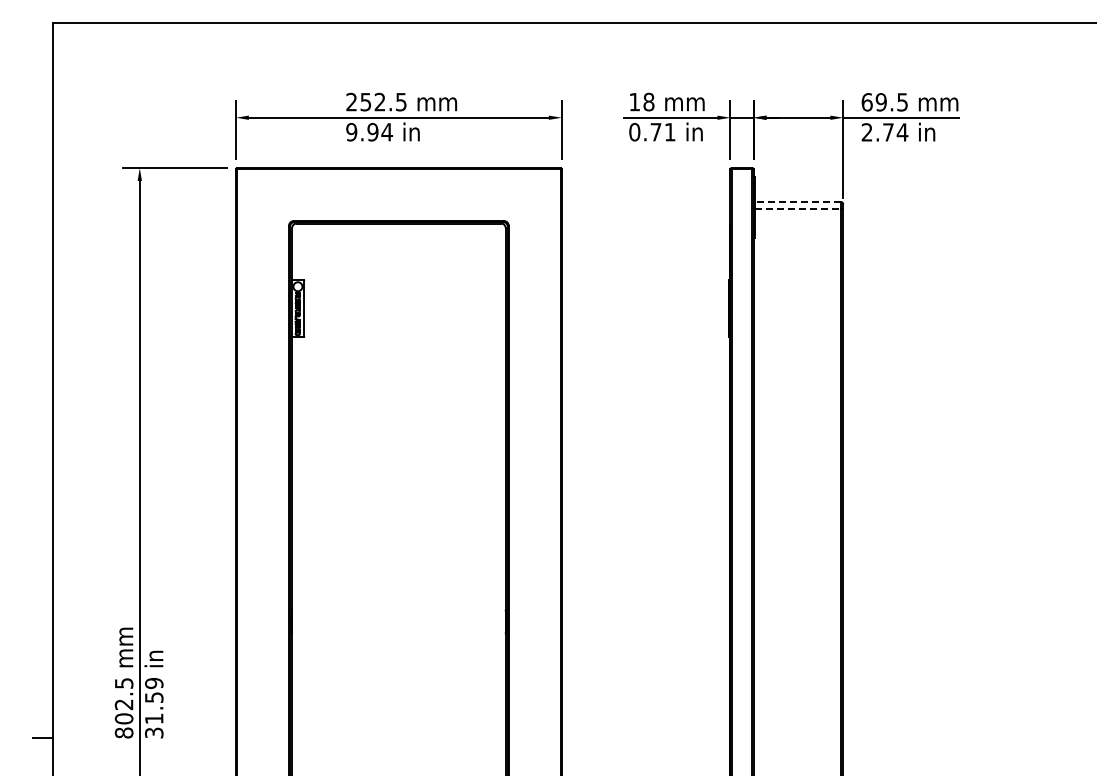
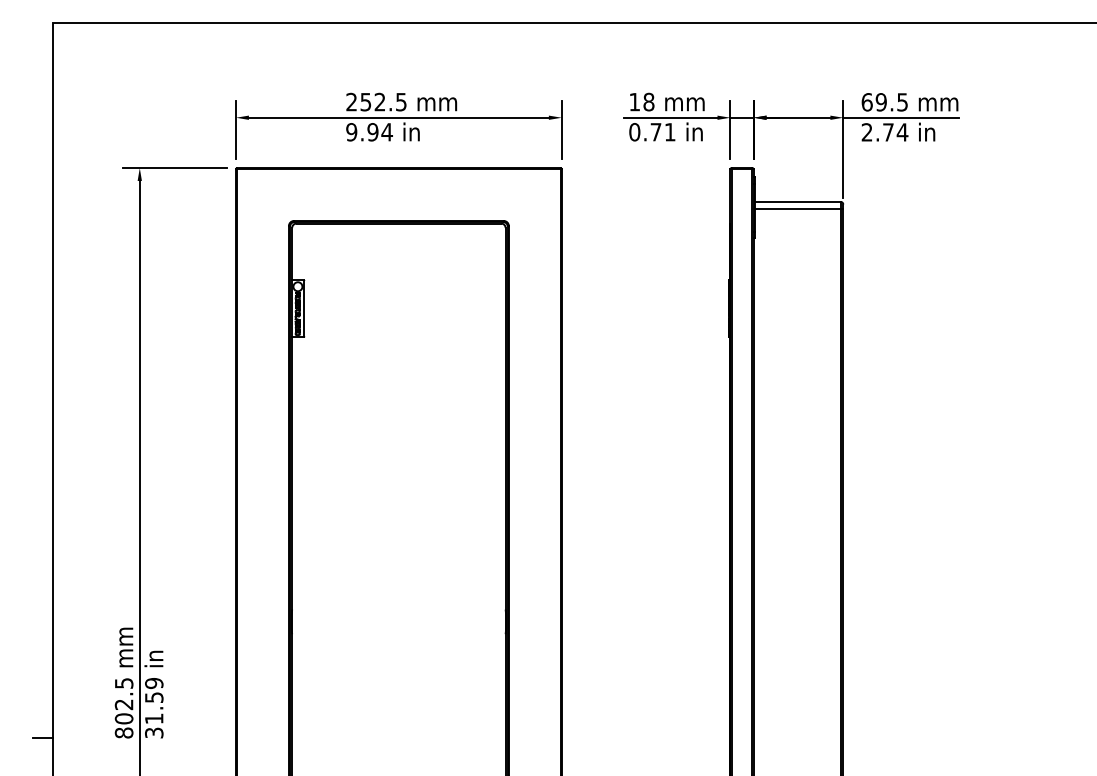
line: dashed -> solid (797, 201)
line: dashed -> solid (797, 208)
